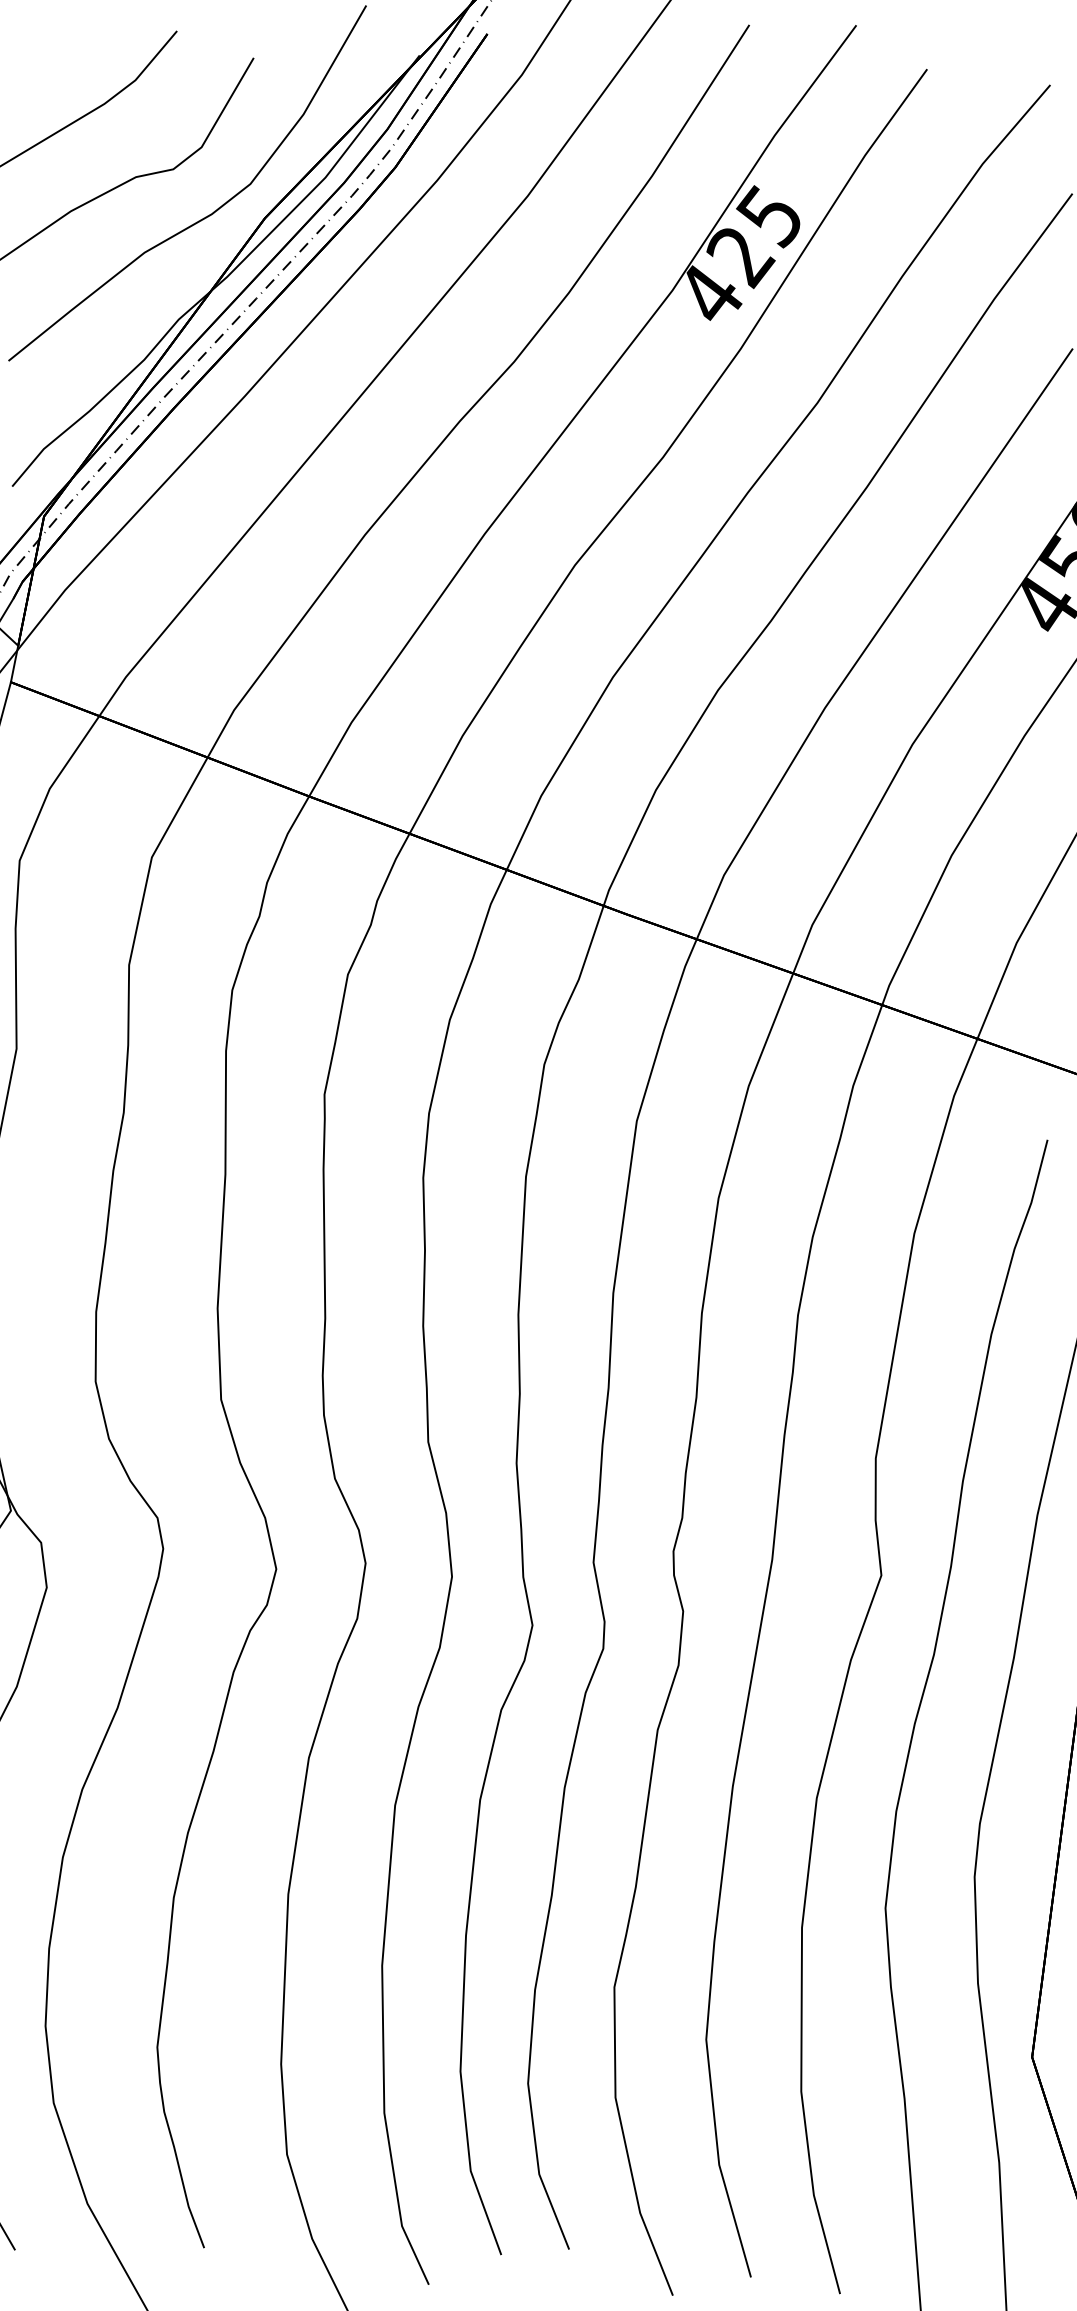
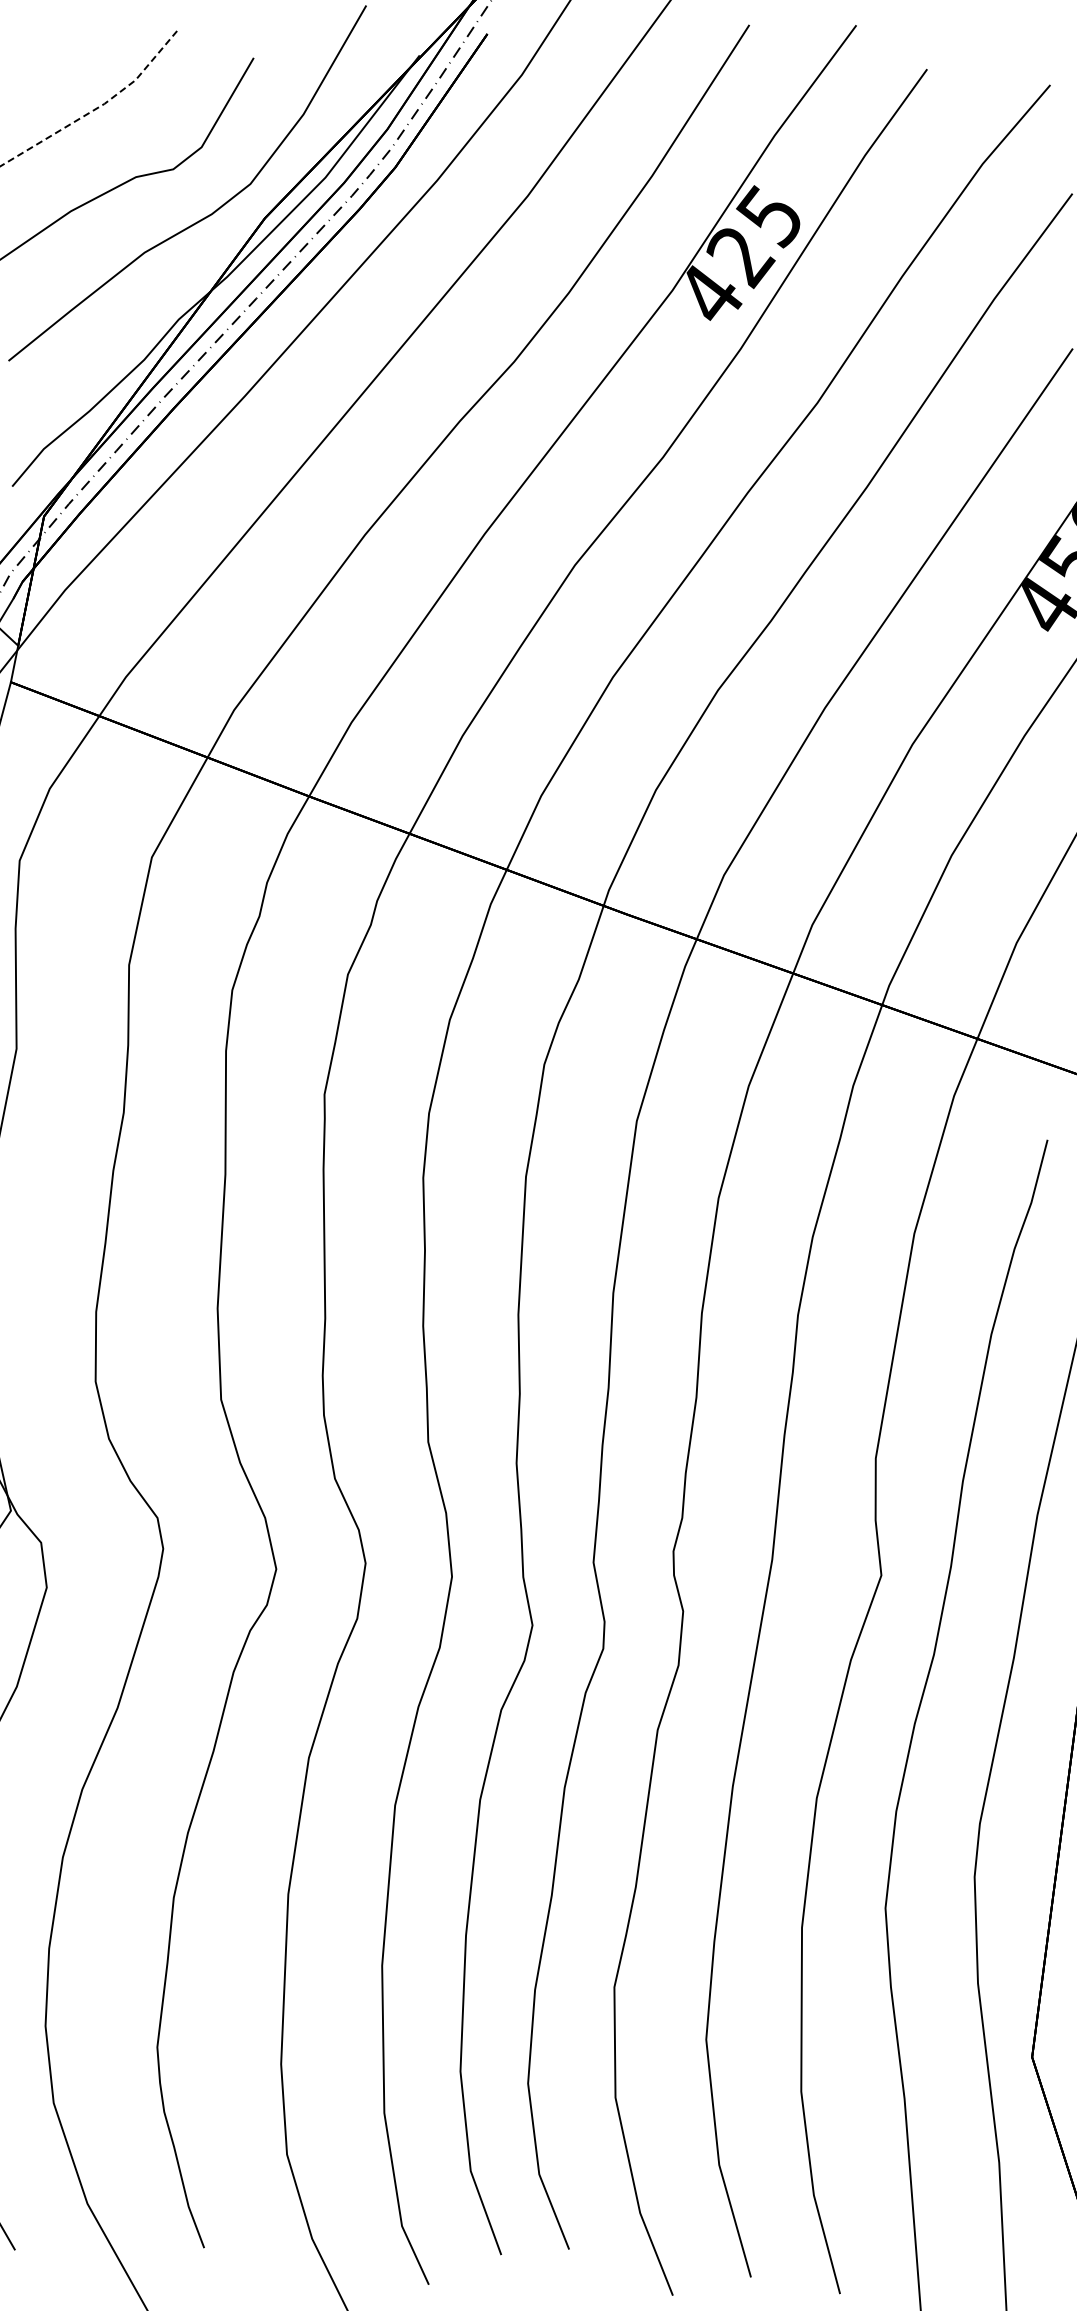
line: solid -> dashed (97, 108)
